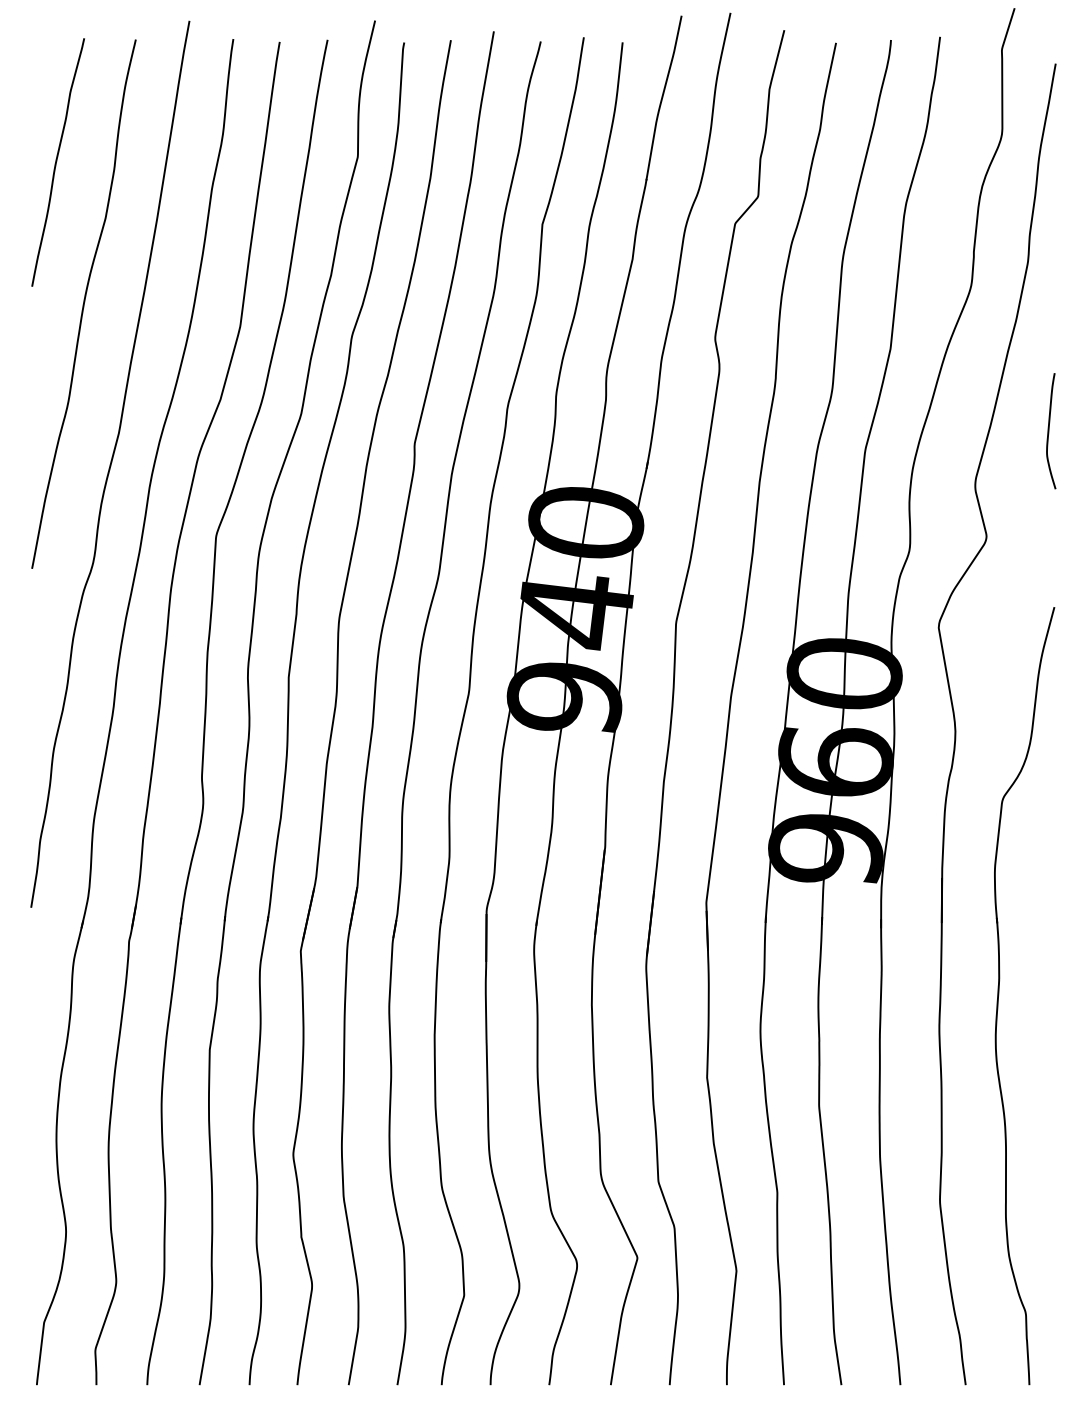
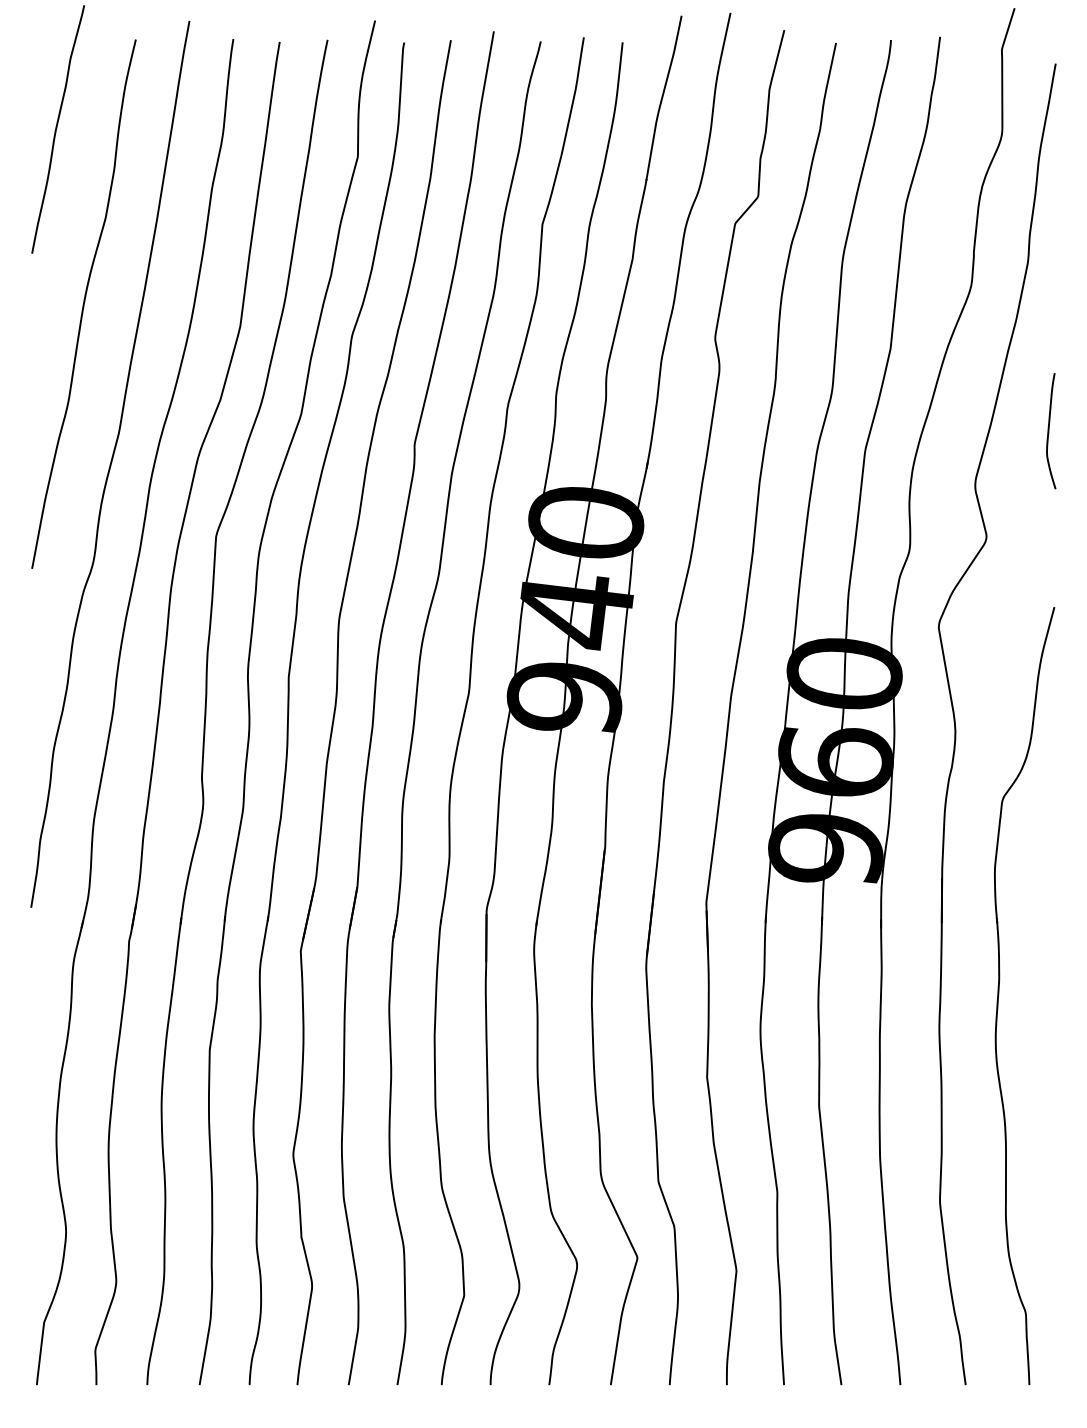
curve position: (57, 161) -> (57, 128) (57, 128)
